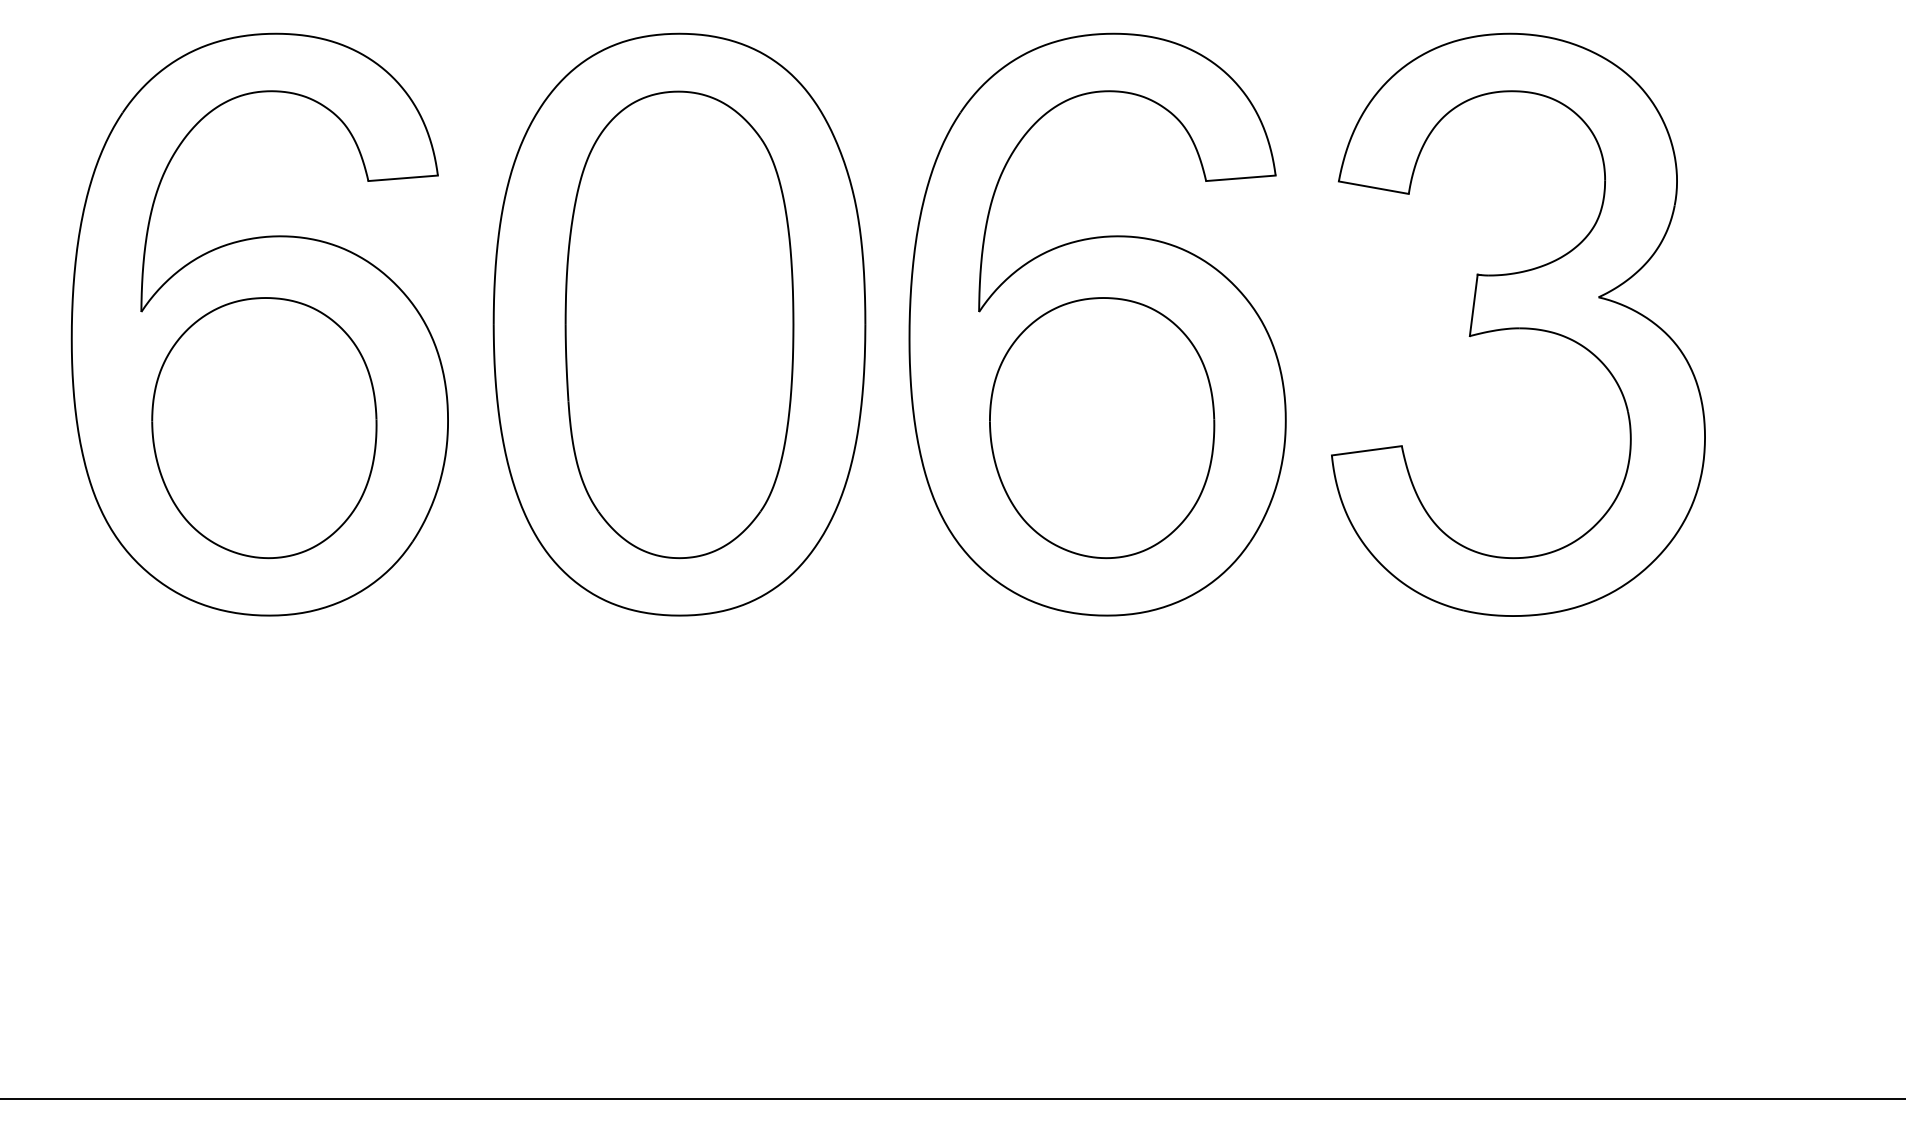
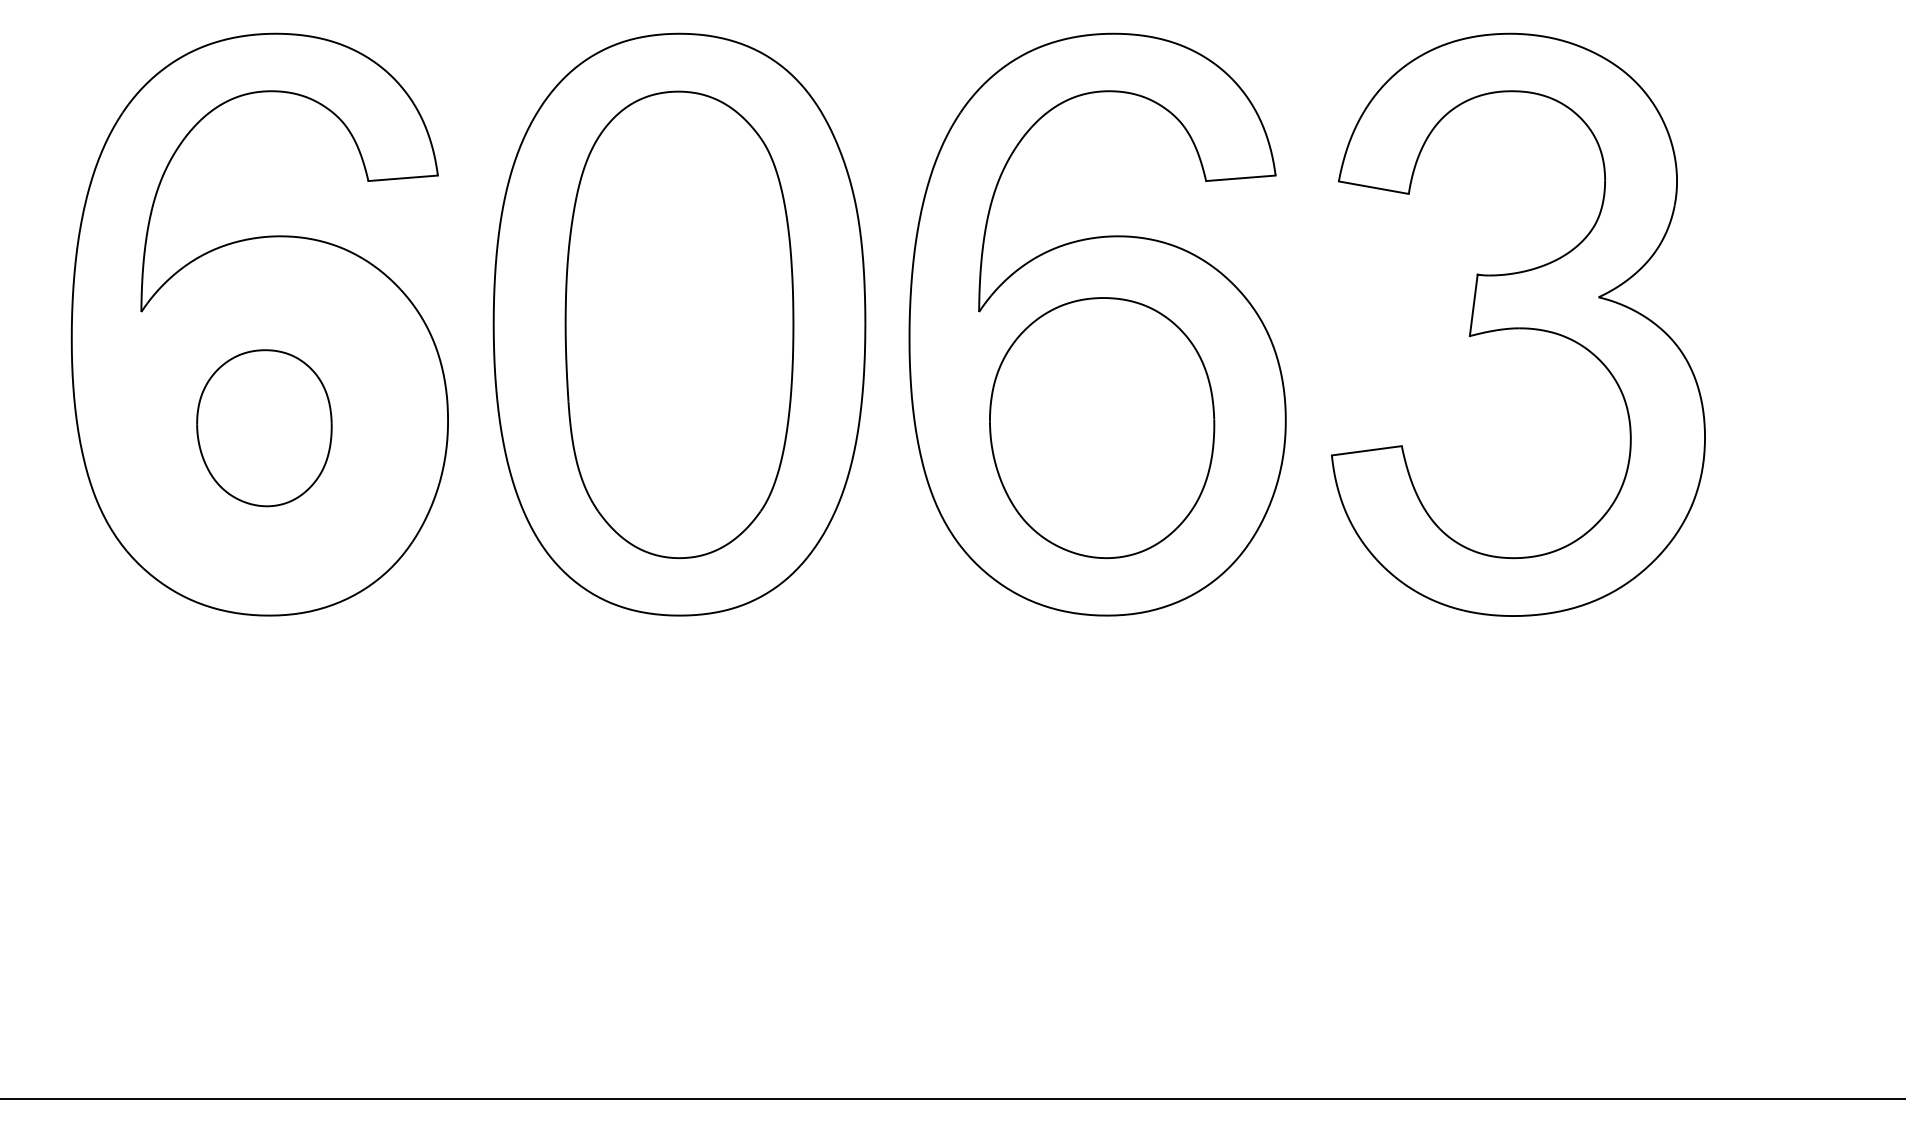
part size: 227x263 px -> 137x159 px (264, 428)
